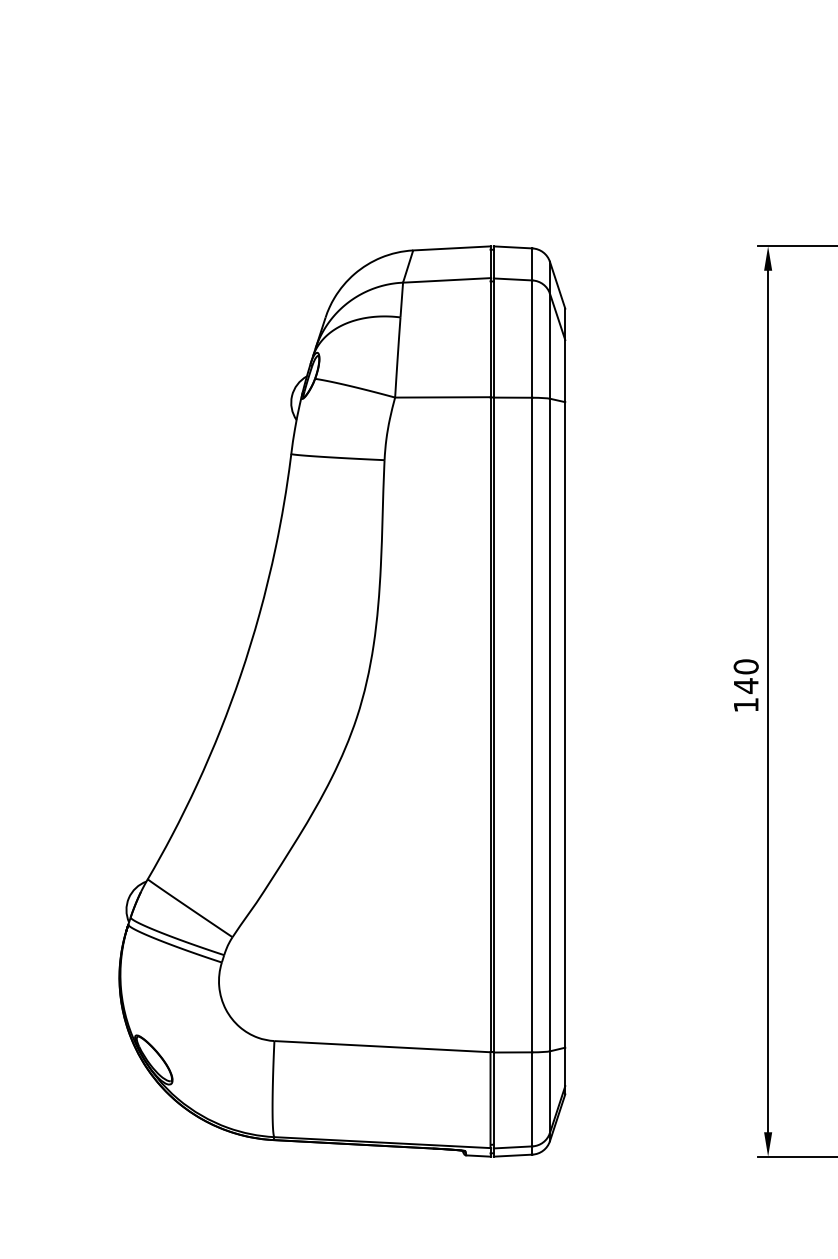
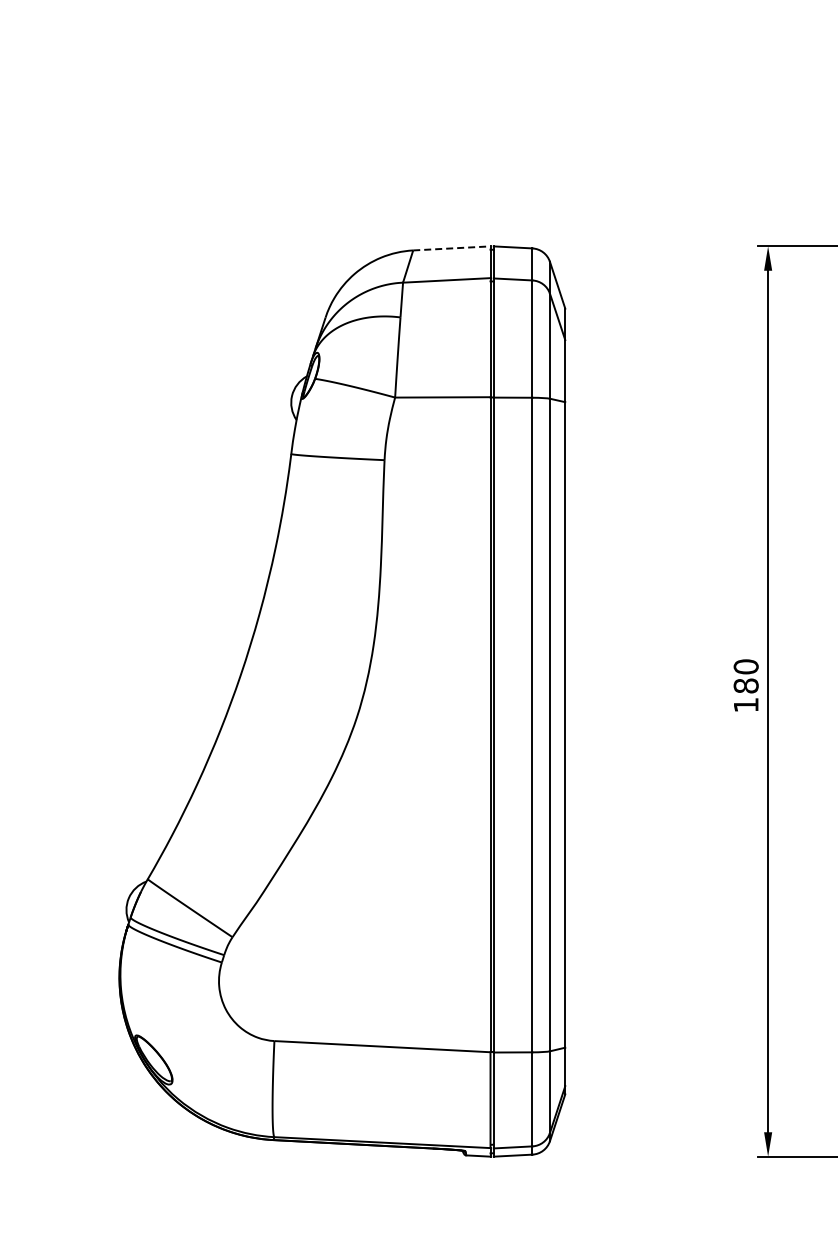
line: solid -> dashed (451, 248)
text: 140 -> 180 (745, 686)
